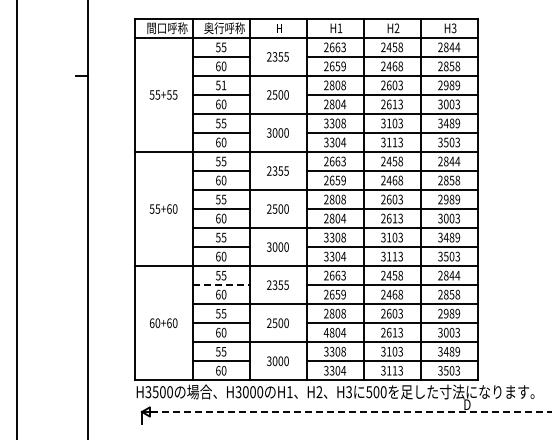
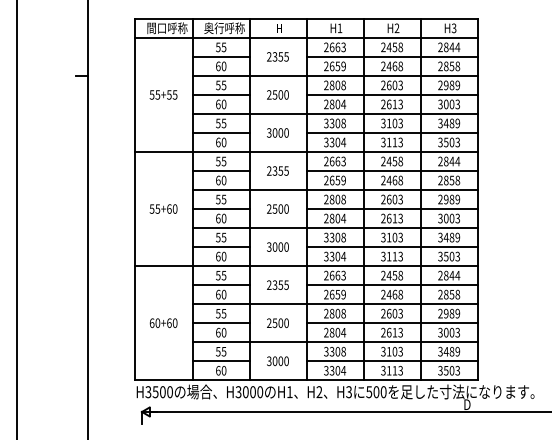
text: 51 -> 55 (223, 85)
line: dashed -> solid (221, 285)
text: 4804 -> 2804 (325, 332)
line: dashed -> solid (351, 411)
